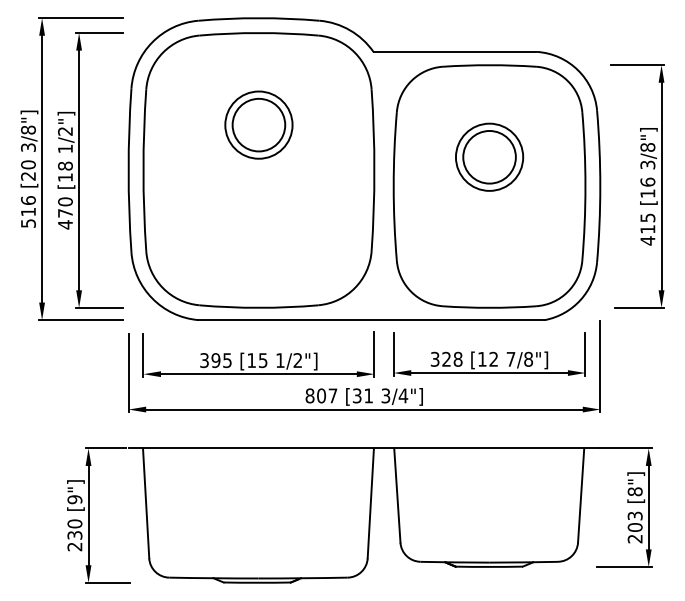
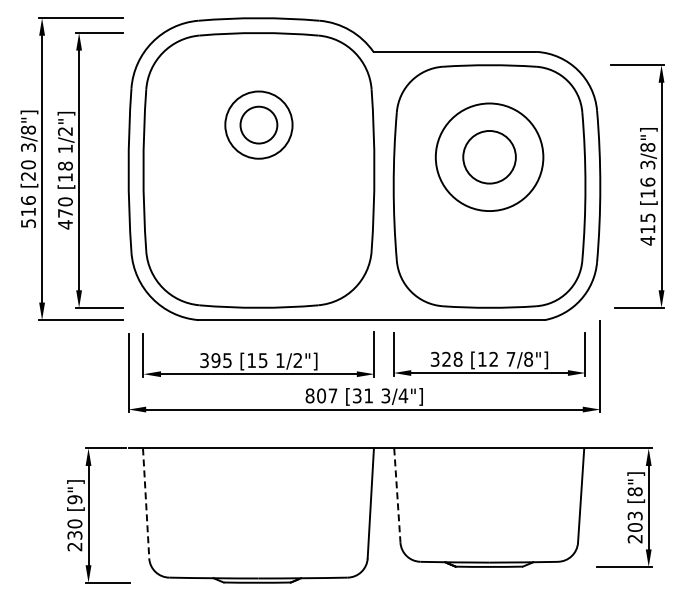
circle diameter: 53 px -> 37 px (258, 124)
circle diameter: 67 px -> 108 px (489, 157)
line: solid -> dashed (397, 496)
line: solid -> dashed (146, 503)
